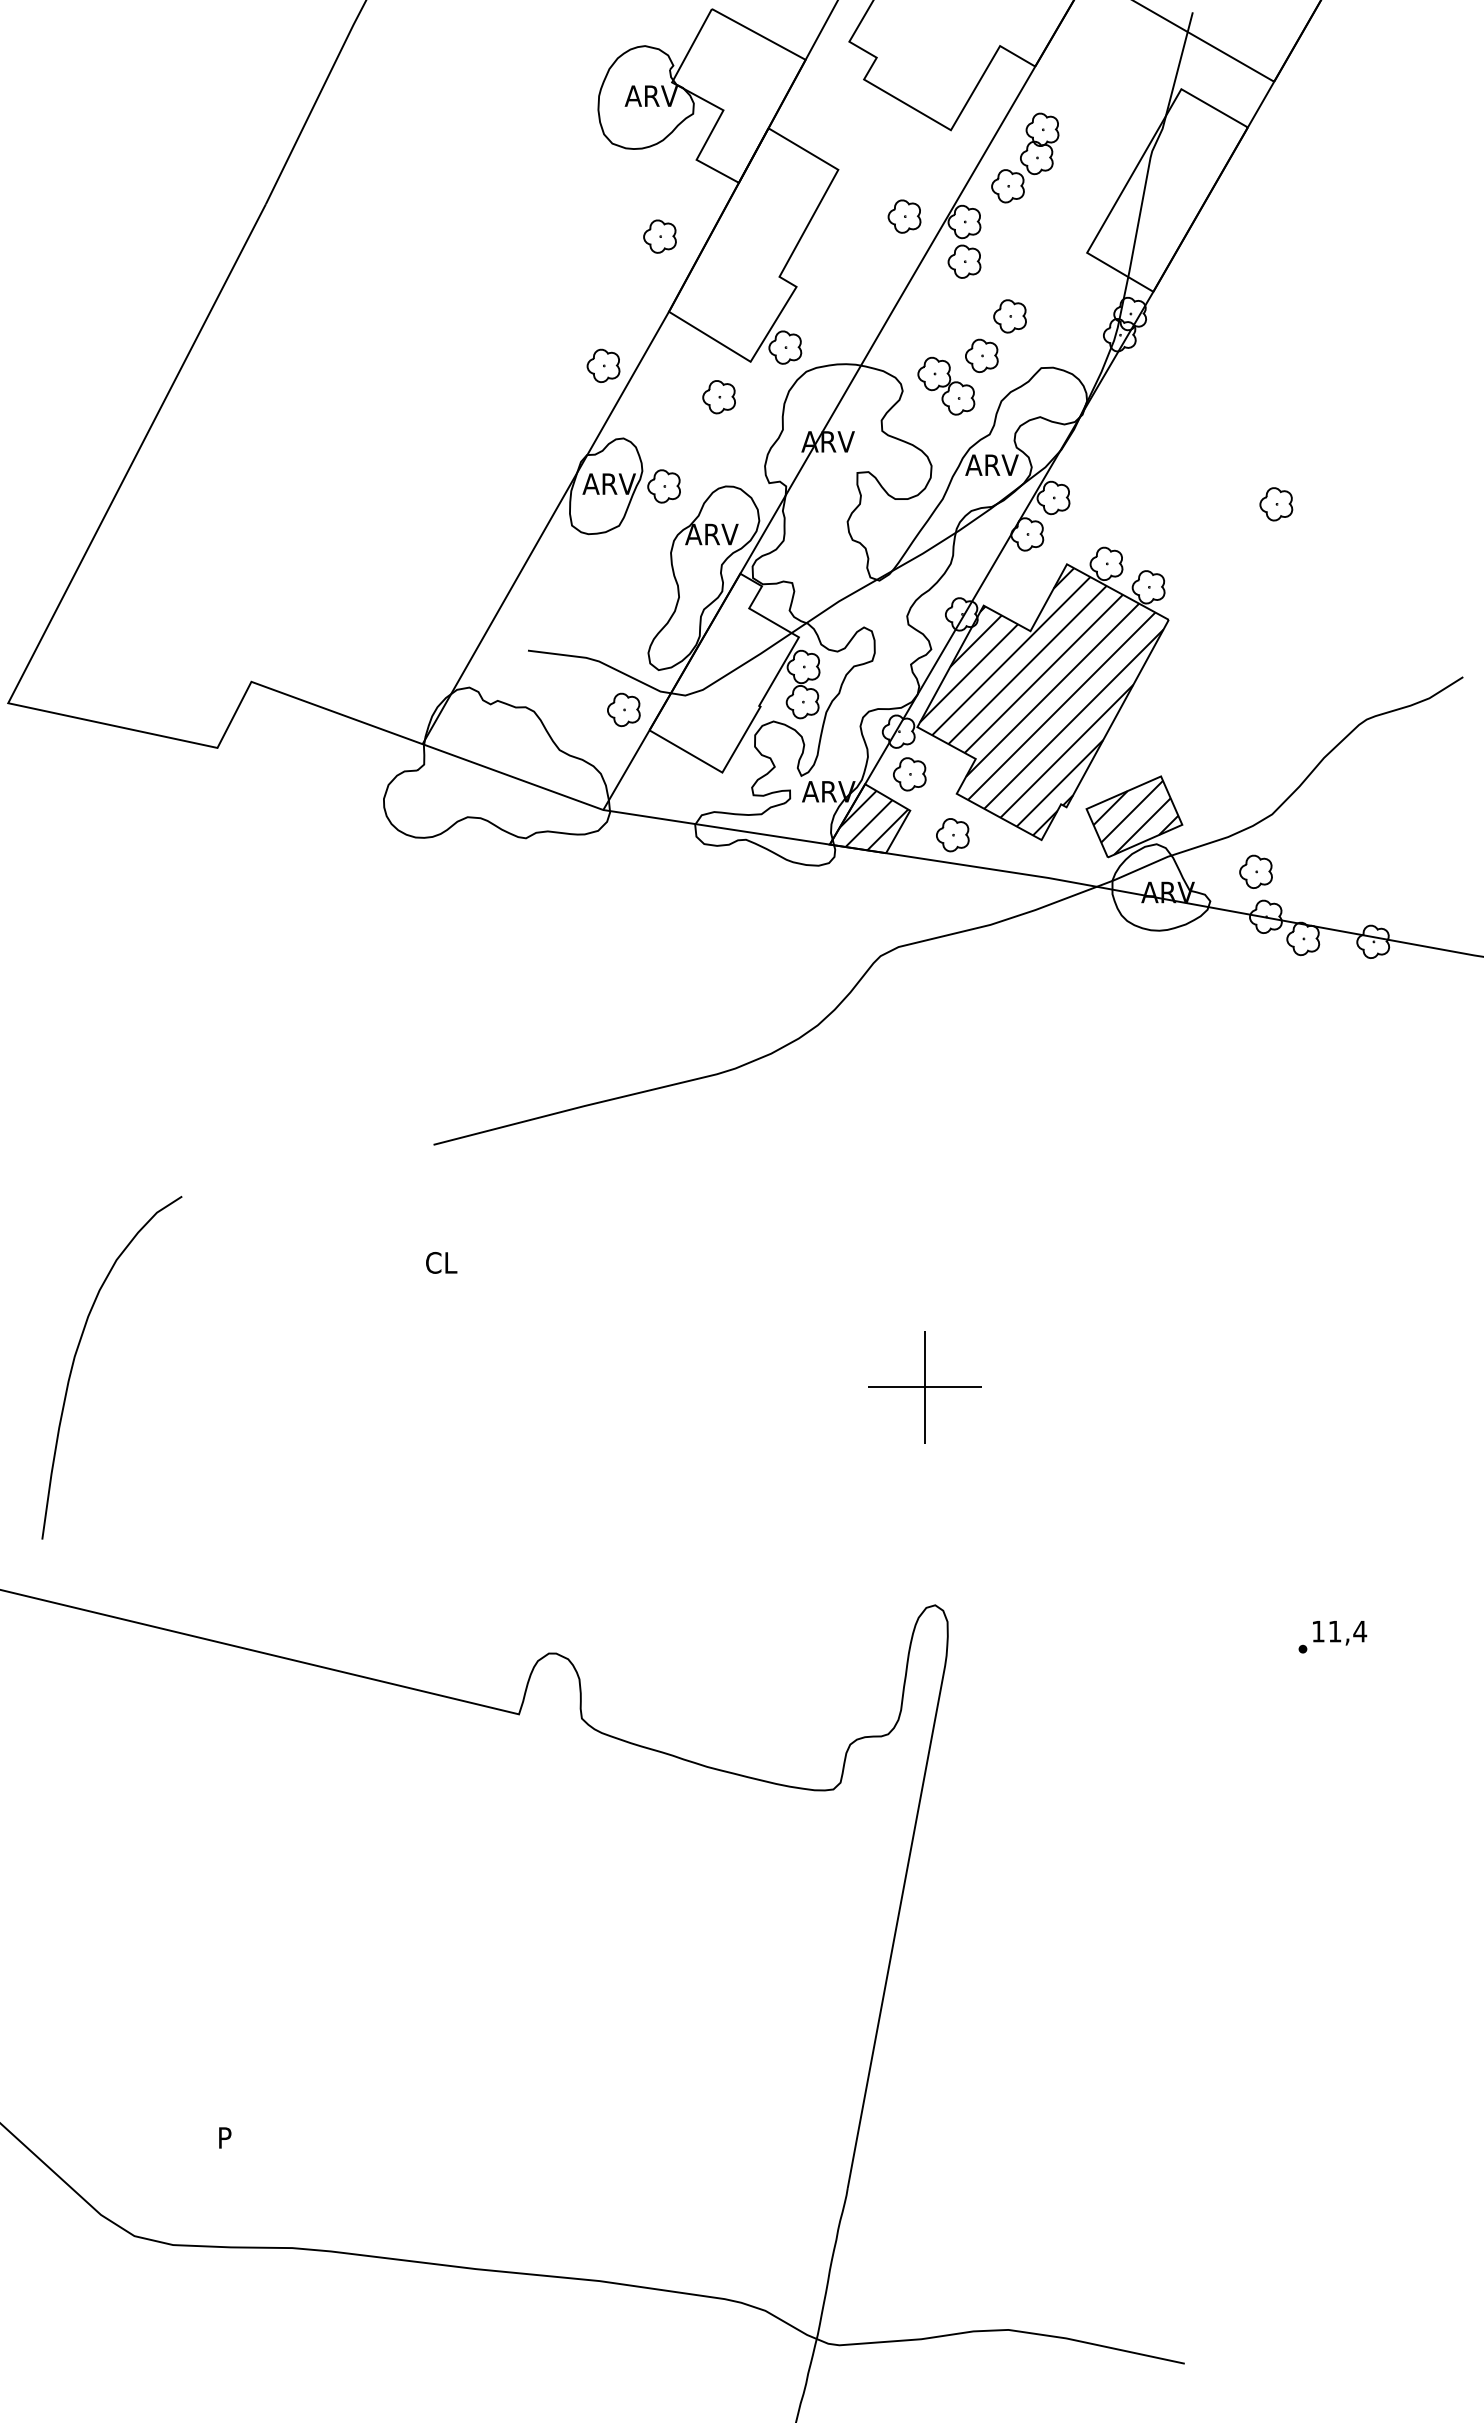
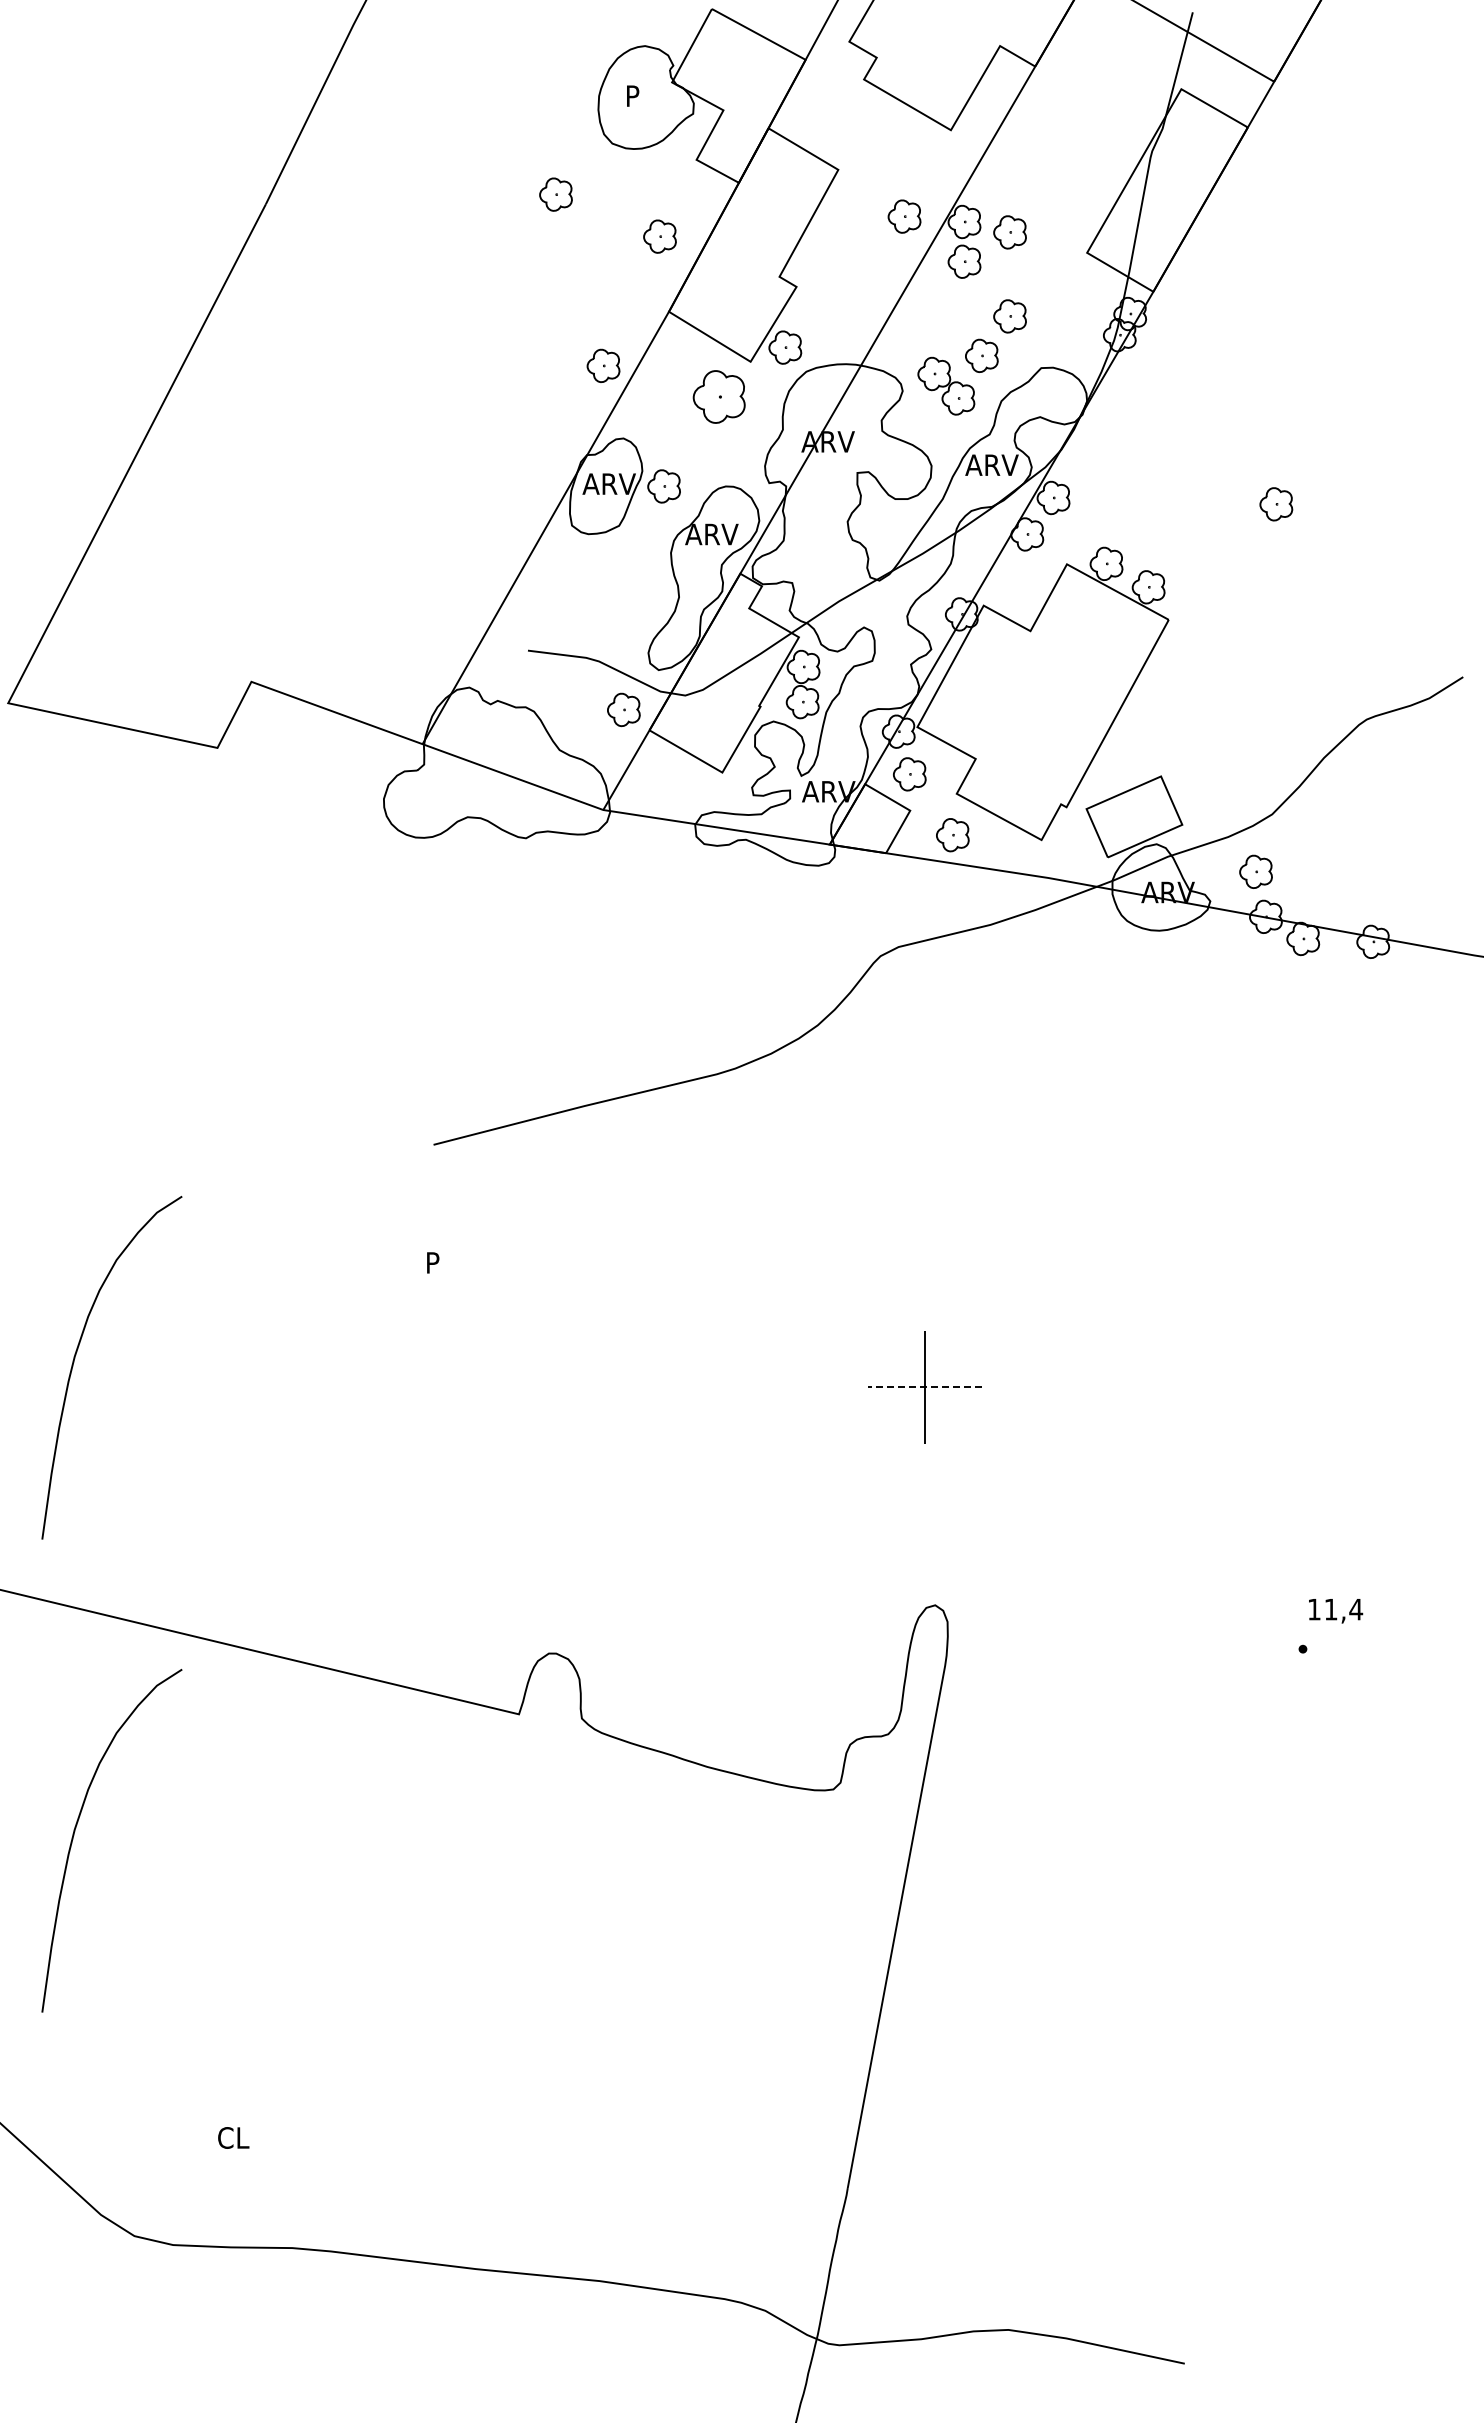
text: ARV -> P (650, 95)
part: present -> none (1025, 157)
part: none -> present (555, 194)
part: none -> present (1009, 232)
part size: 34x35 px -> 54x54 px (718, 396)
hatch: present -> none (1041, 701)
hatch: present -> none (1135, 817)
hatch: present -> none (873, 820)
text: CL -> P (441, 1262)
line: solid -> dashed (925, 1387)
text position: (1340, 1633) -> (1336, 1611) (1336, 1611)
curve: none -> present (76, 1828)
text: P -> CL (233, 2137)
